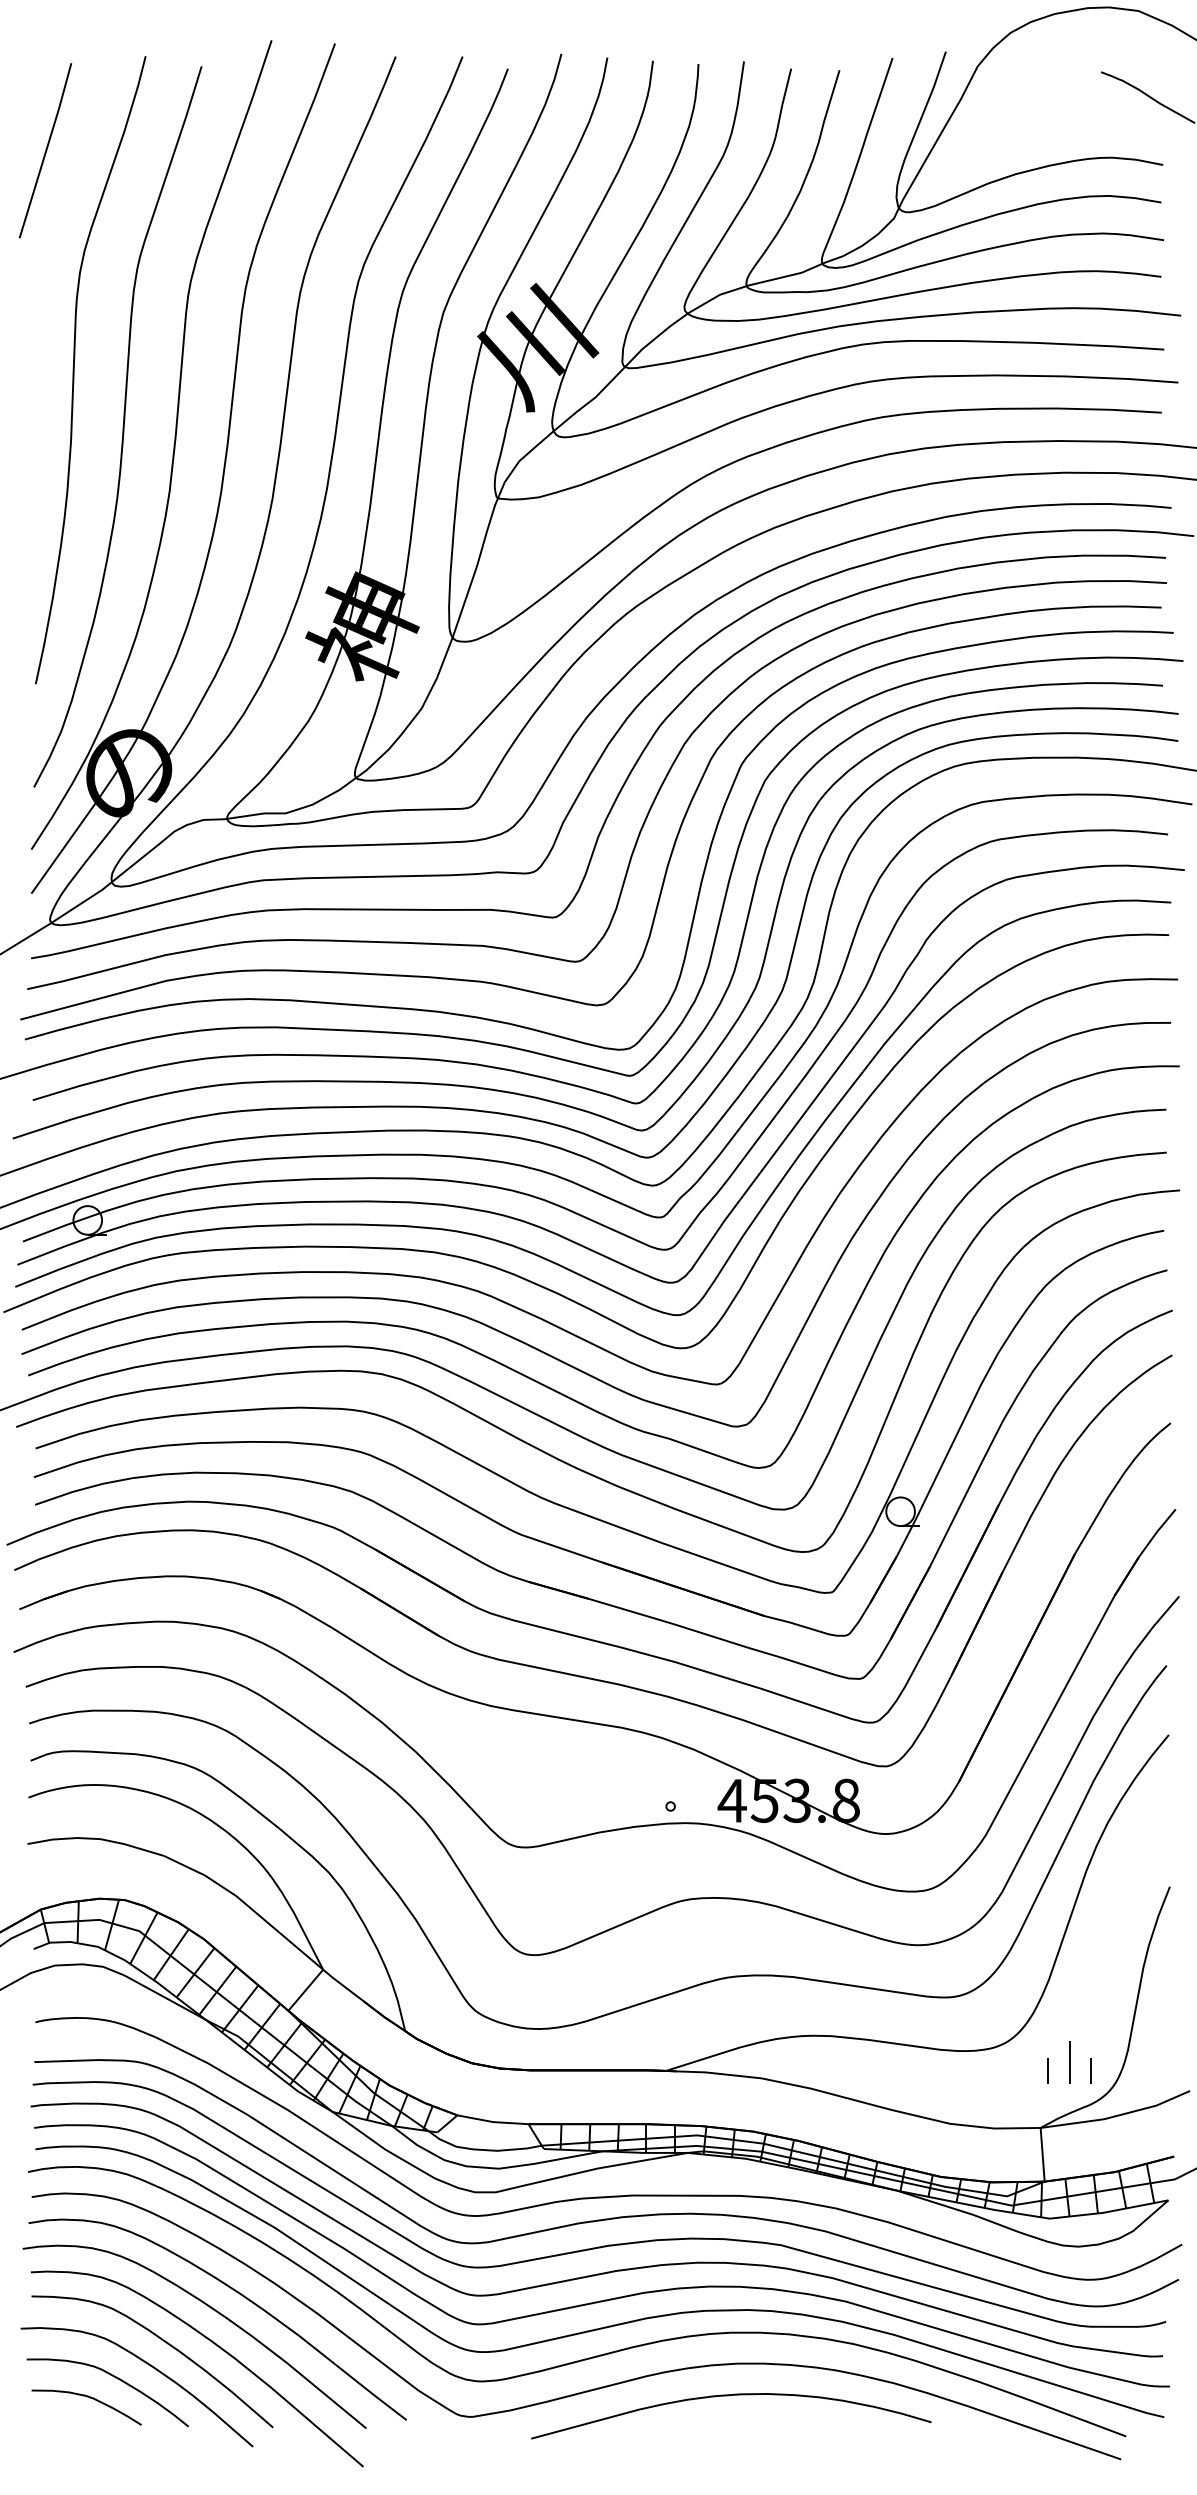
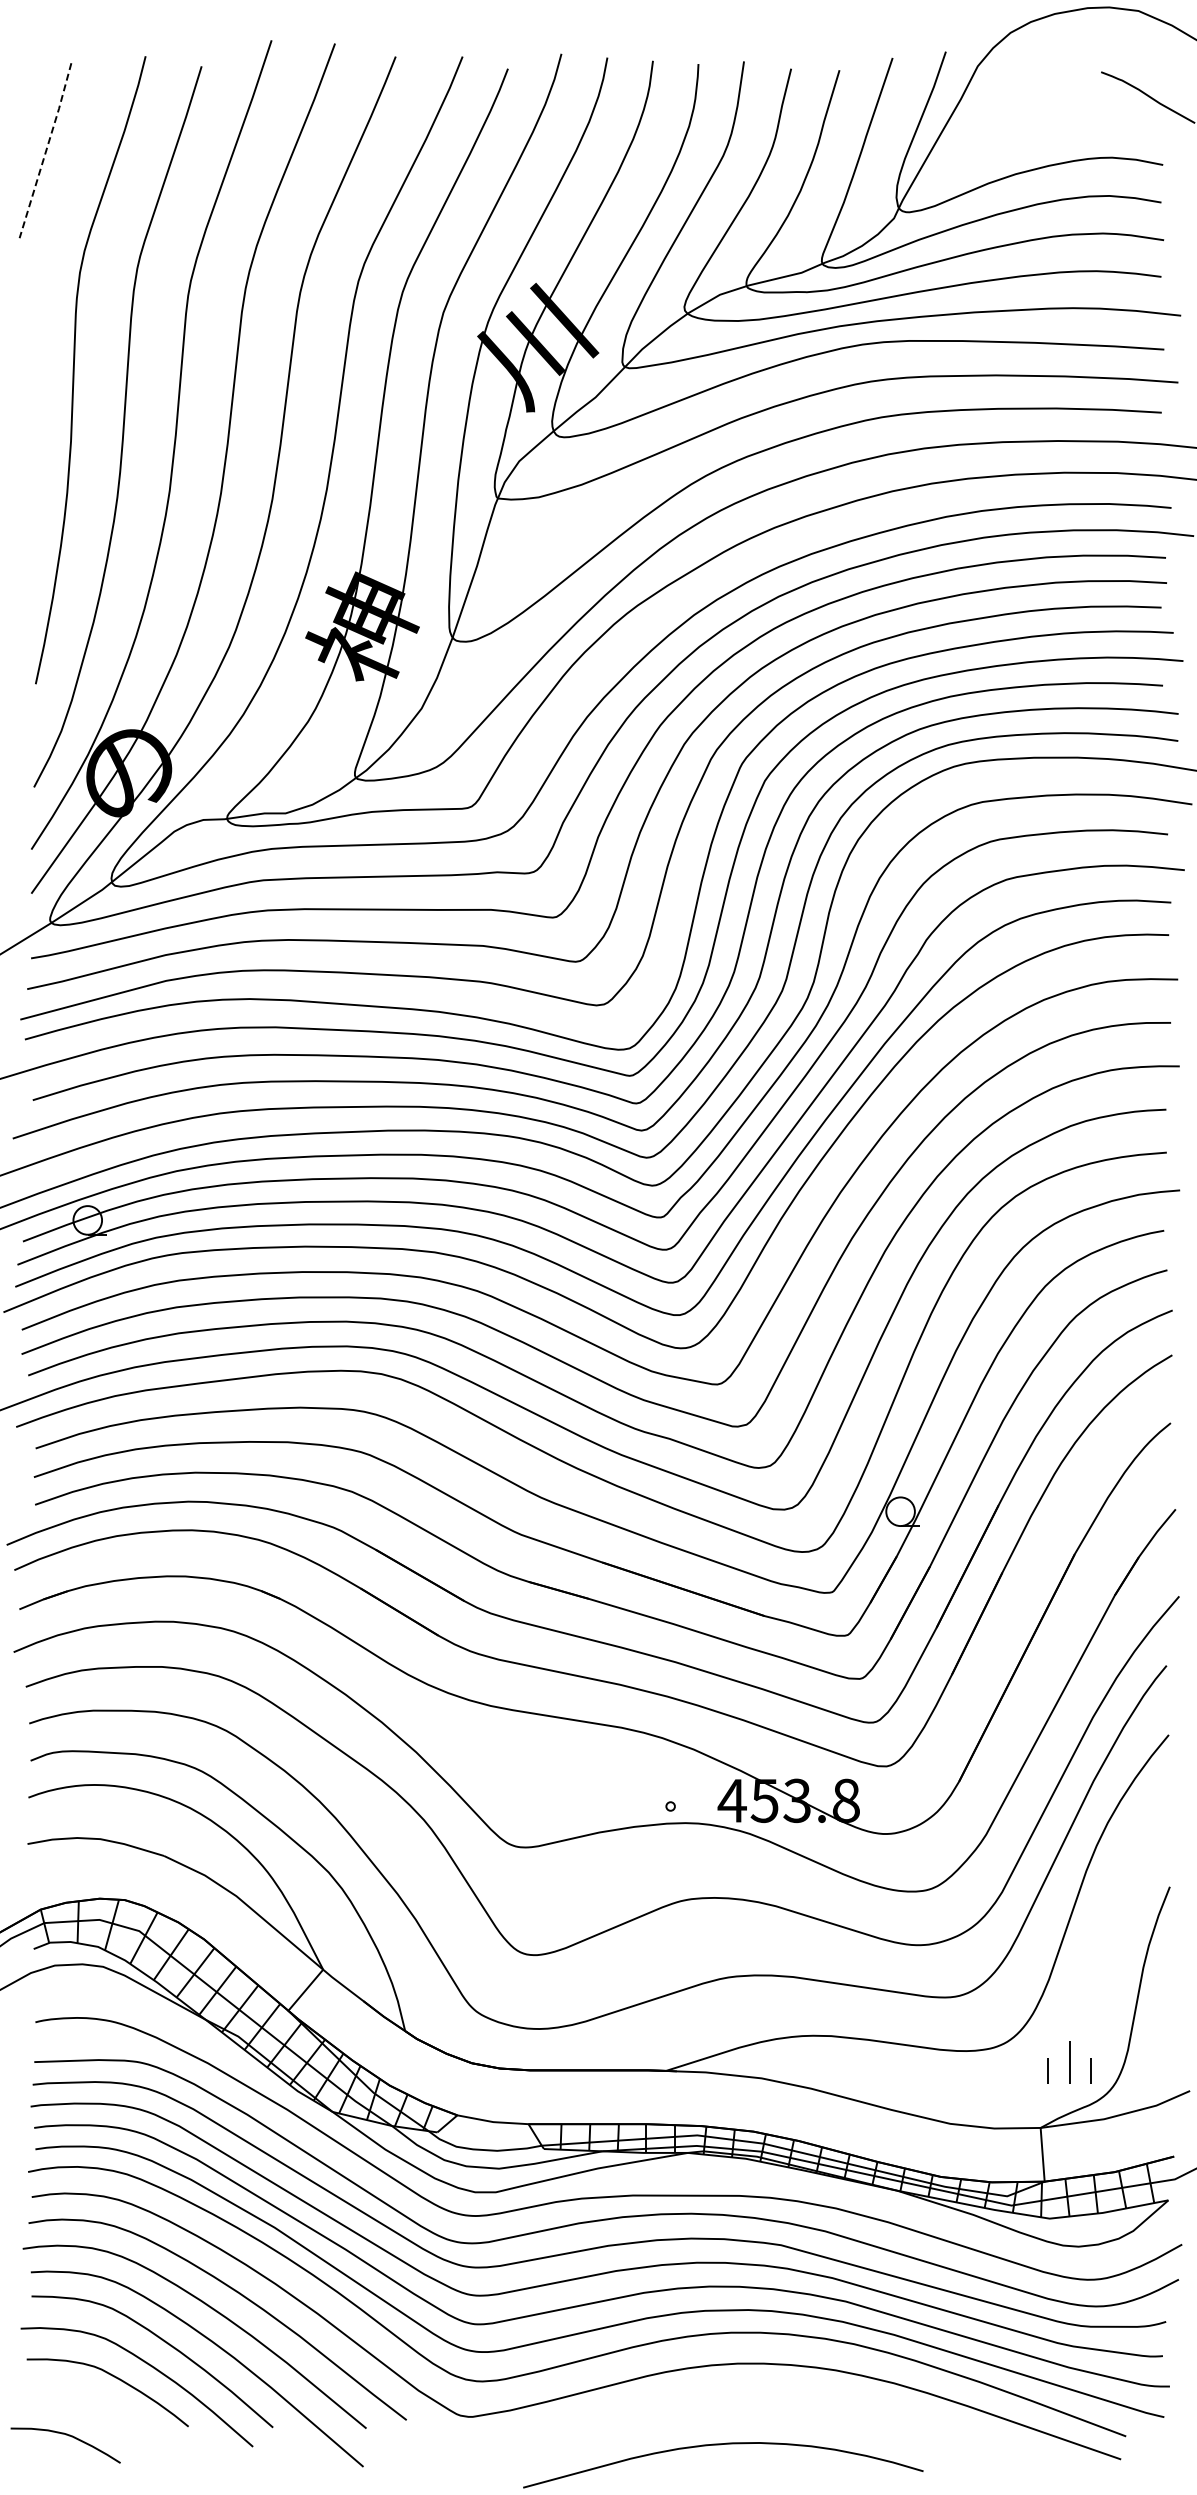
line: solid -> dashed (46, 150)
curve position: (728, 2396) -> (720, 2445) (720, 2445)
curve position: (89, 2398) -> (68, 2436) (68, 2436)
